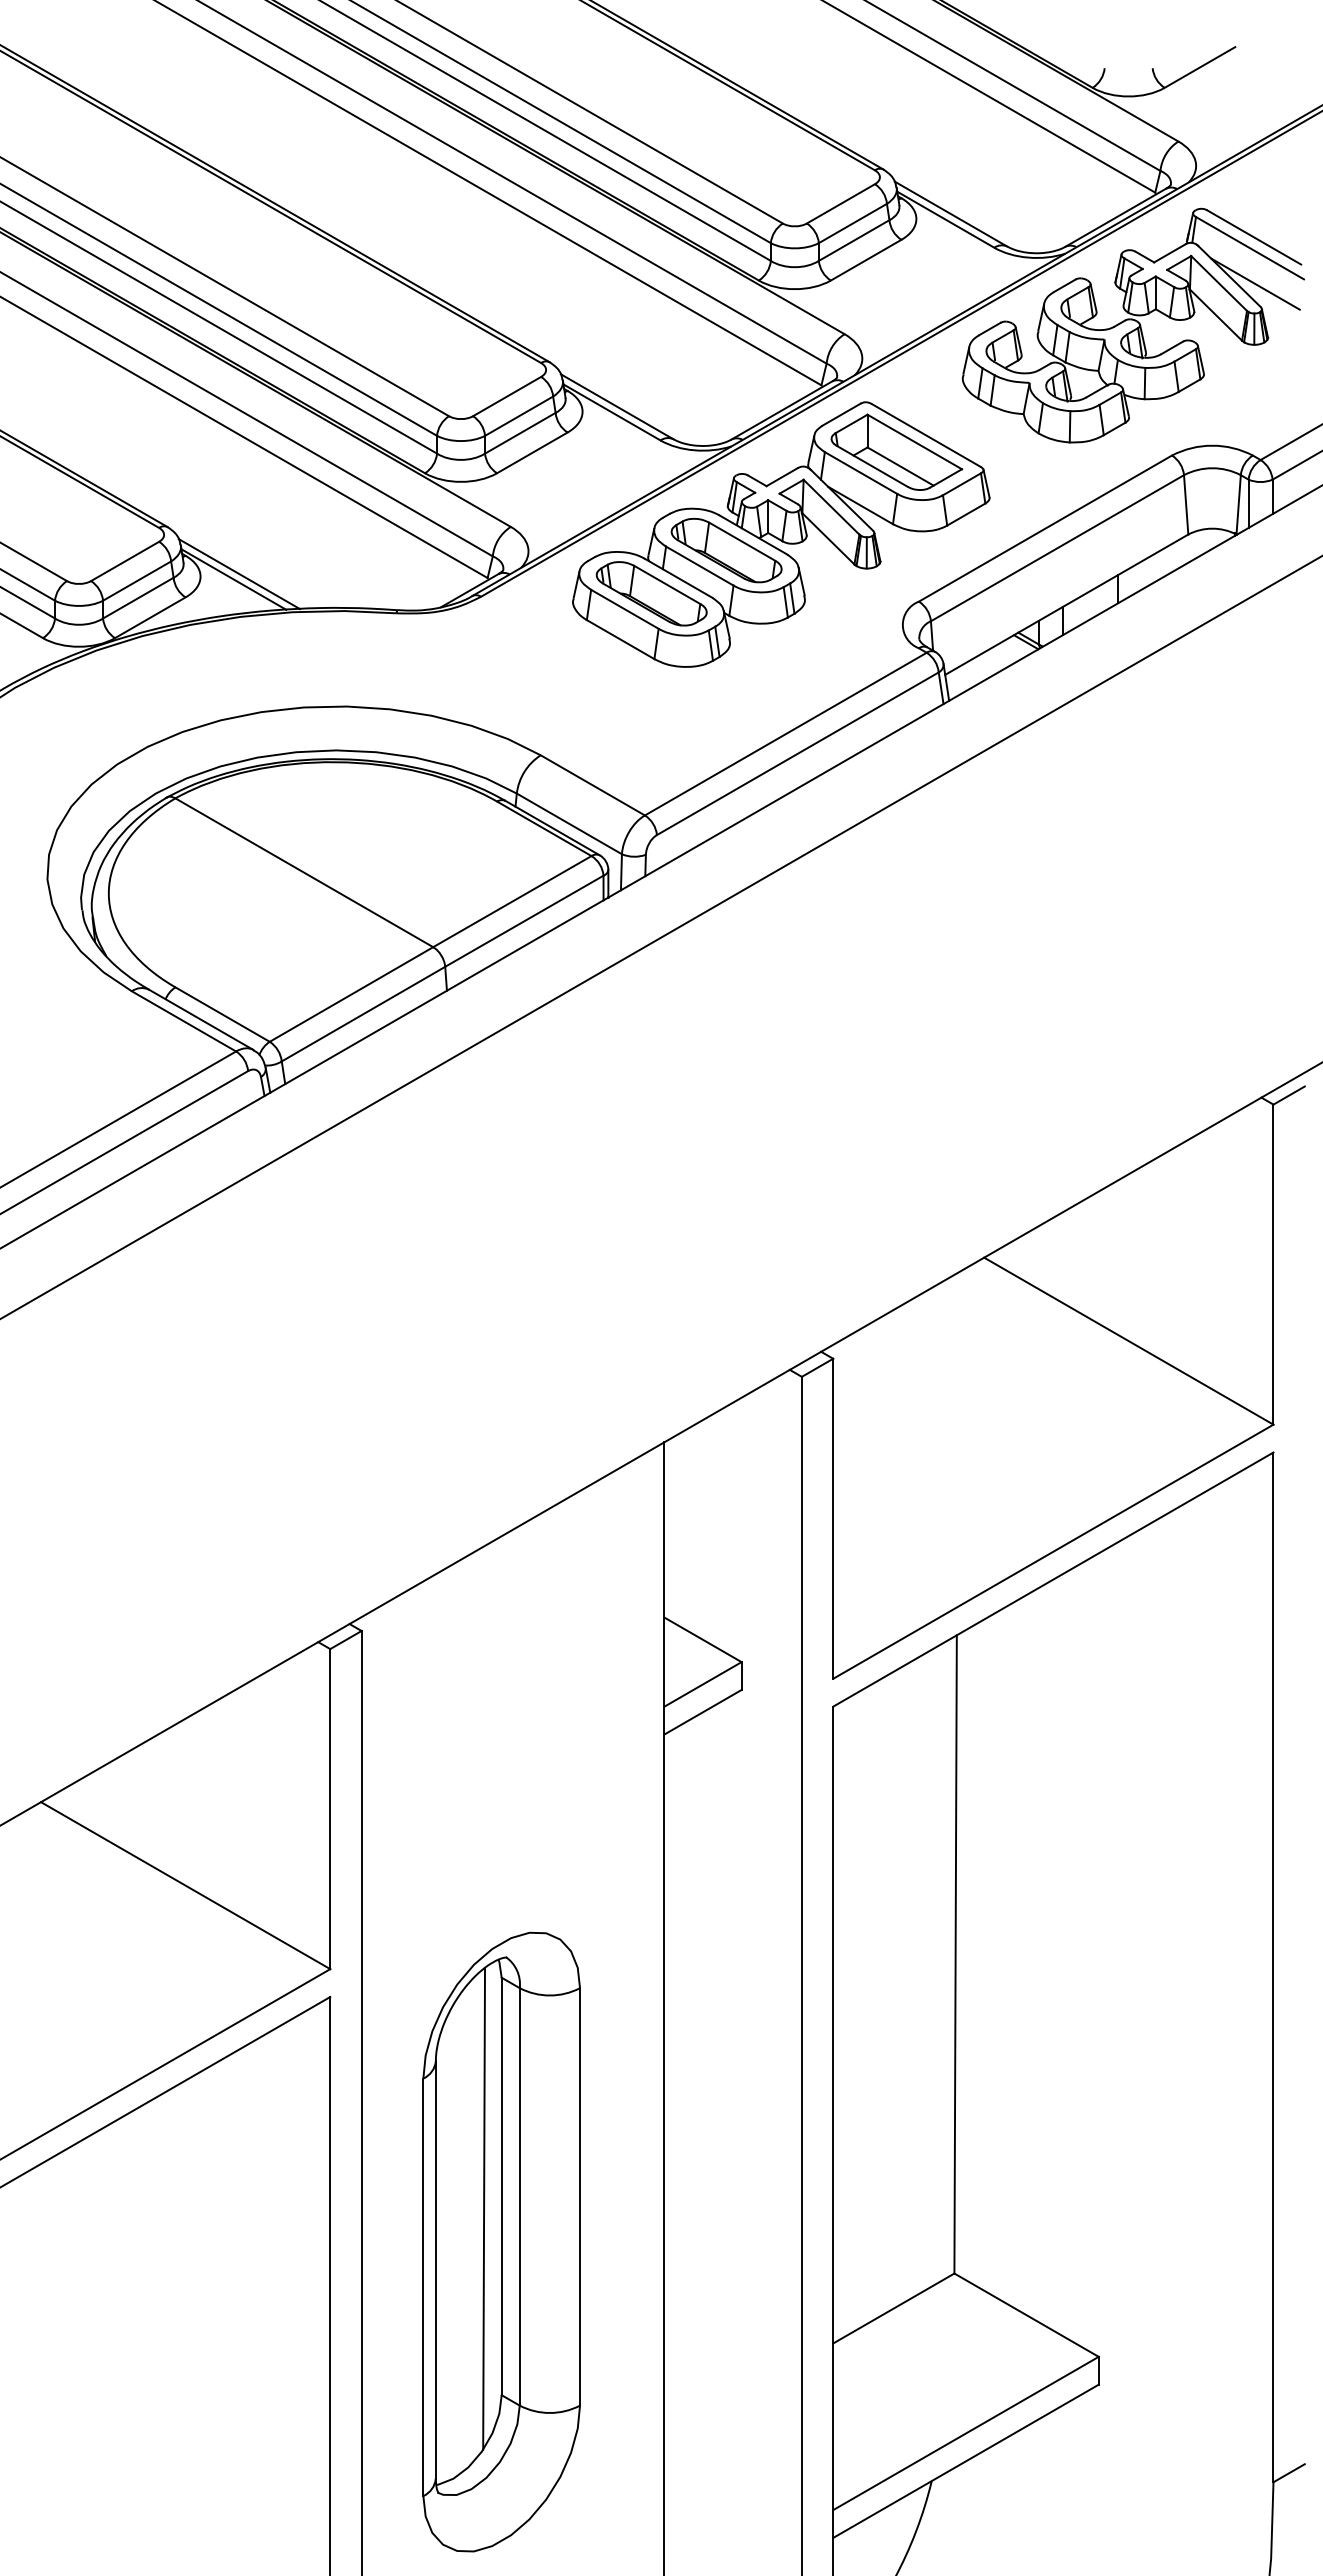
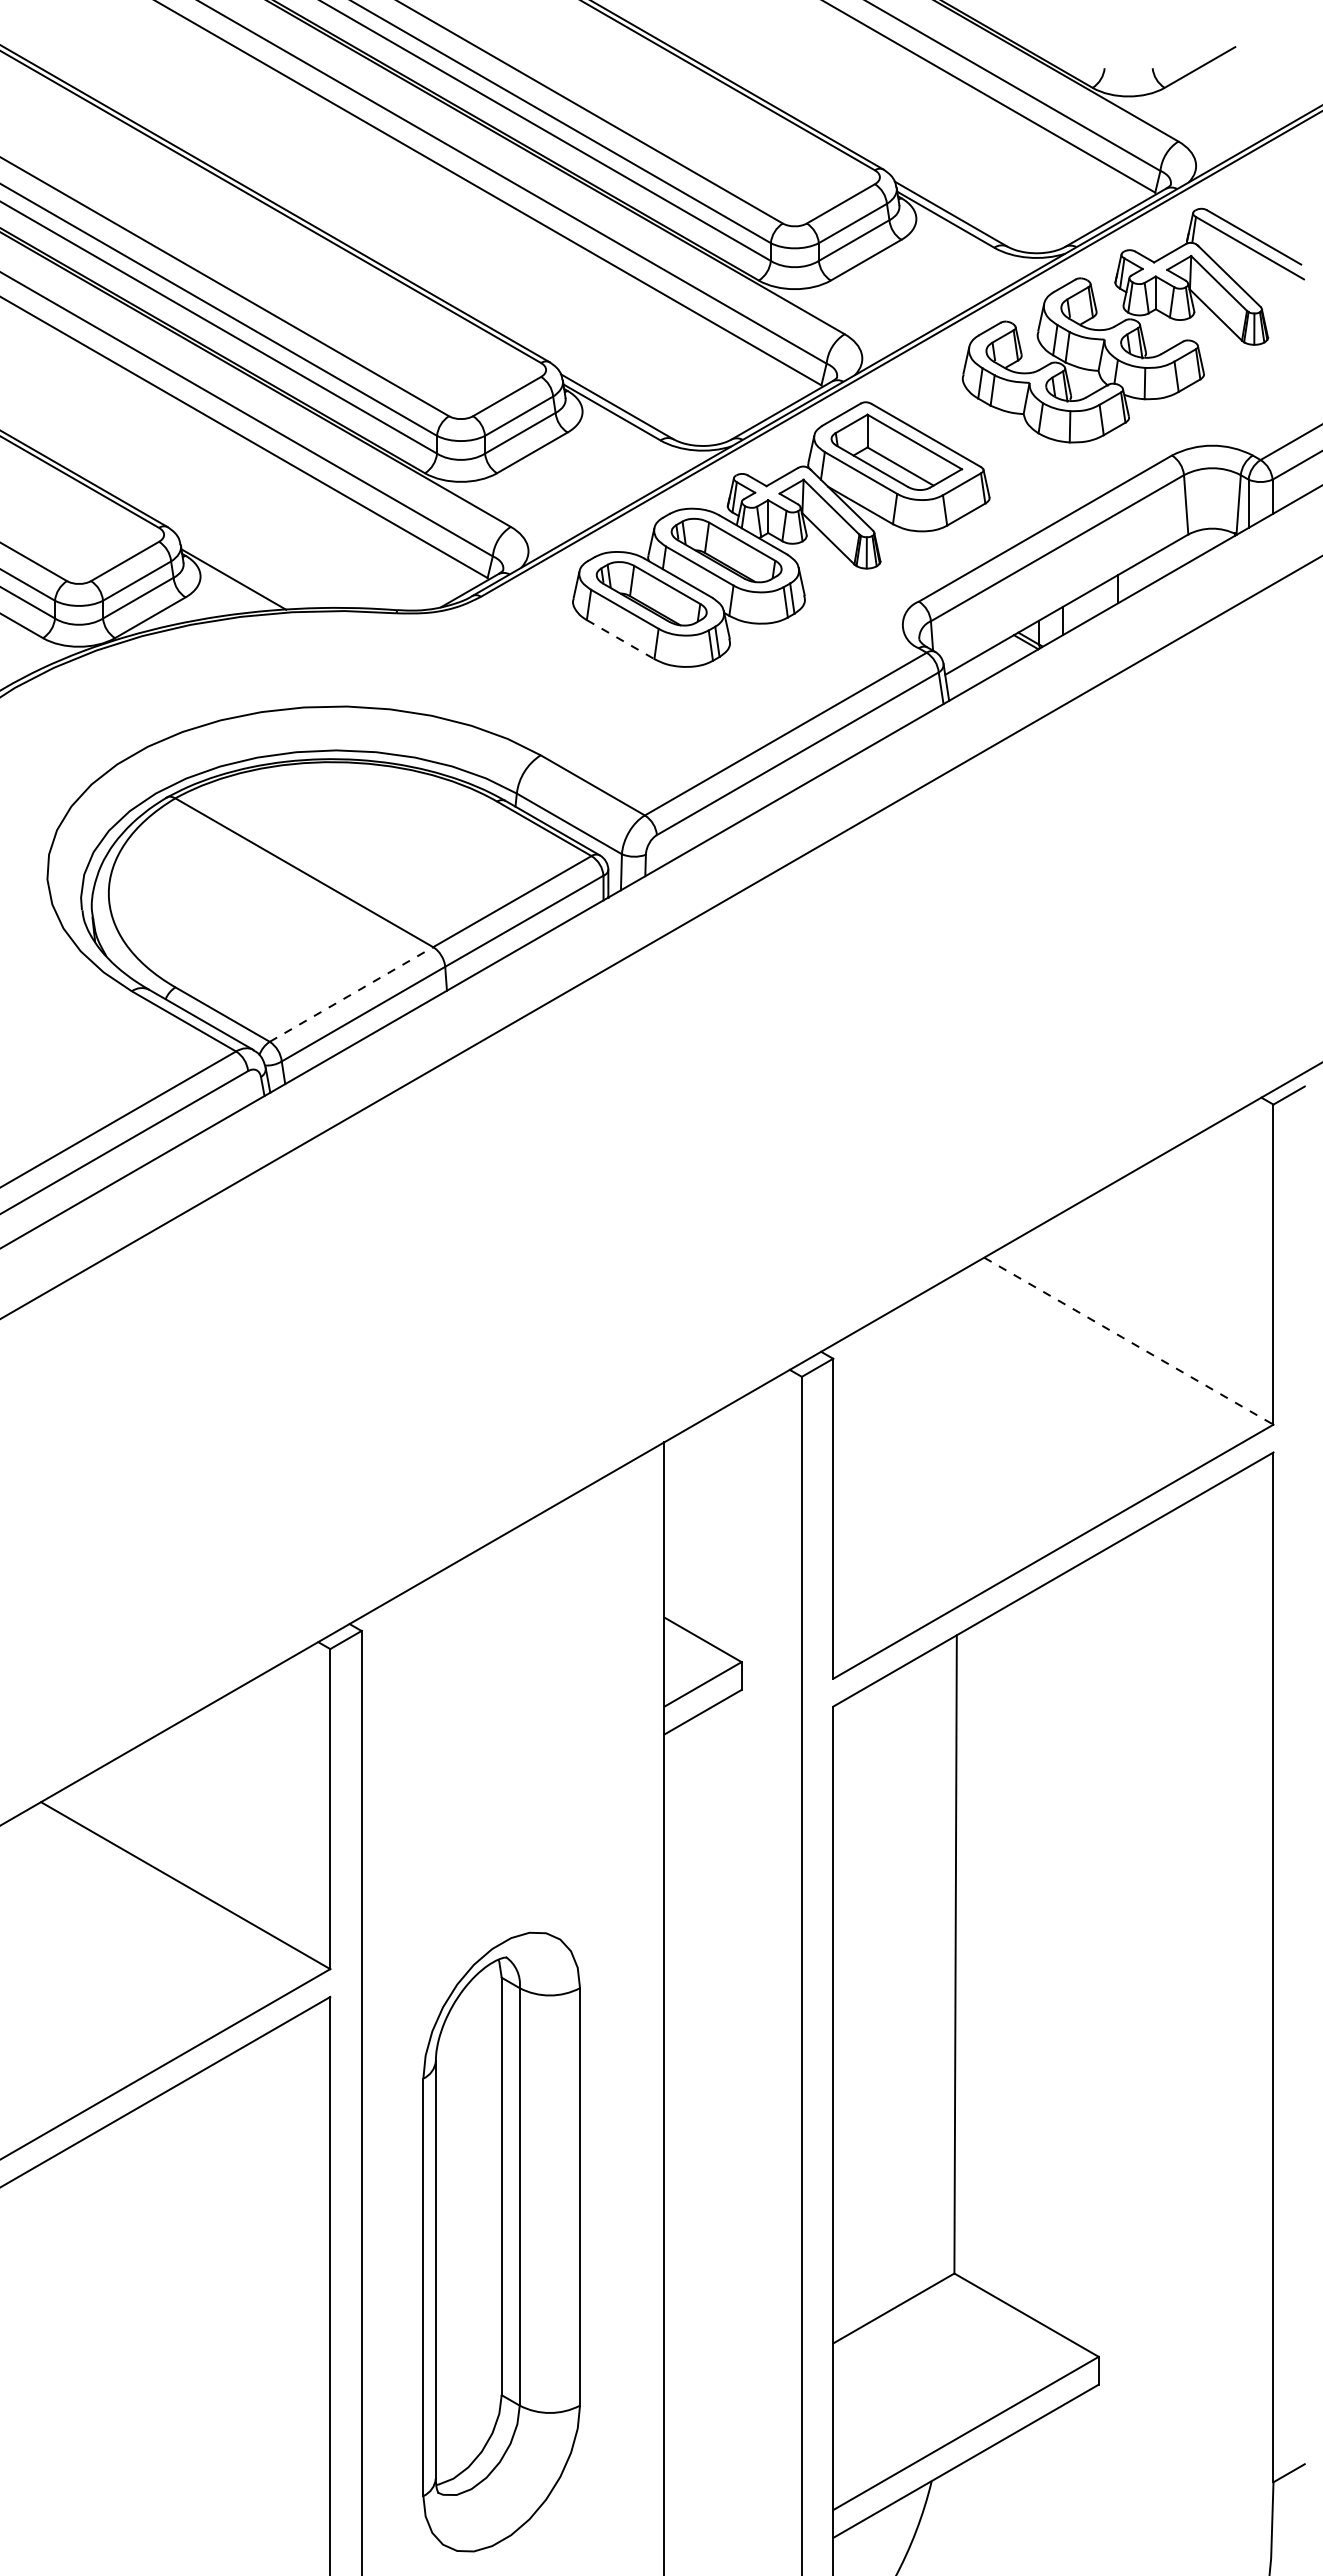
line: present -> none (1255, 283)
line: present -> none (239, 574)
line: solid -> dashed (621, 639)
line: solid -> dashed (351, 994)
line: solid -> dashed (1129, 1341)
line: present -> none (484, 2208)
